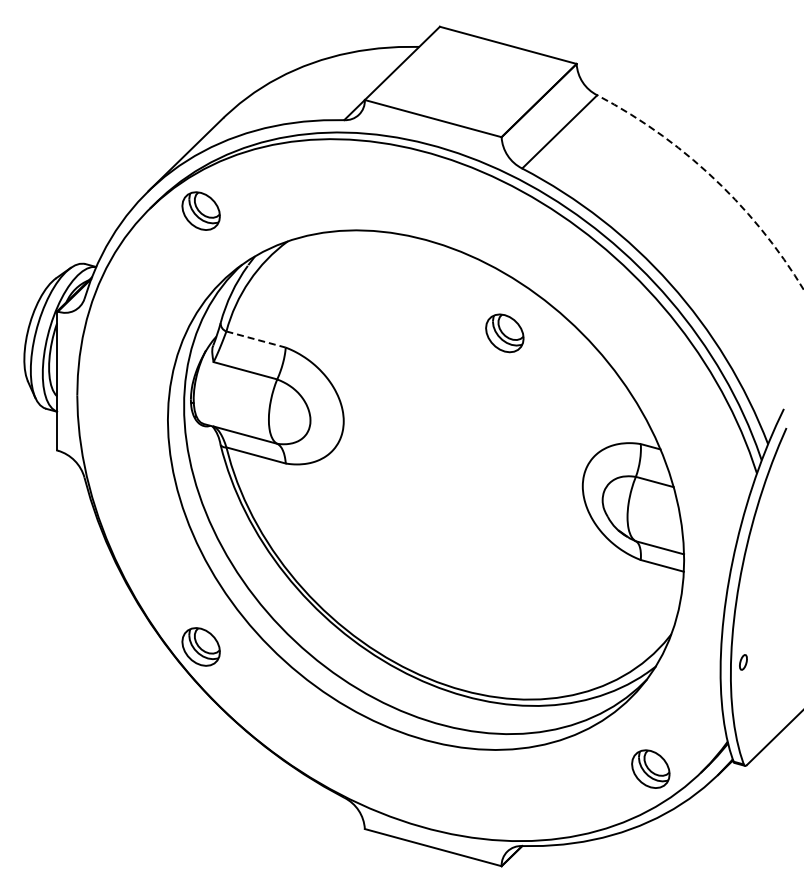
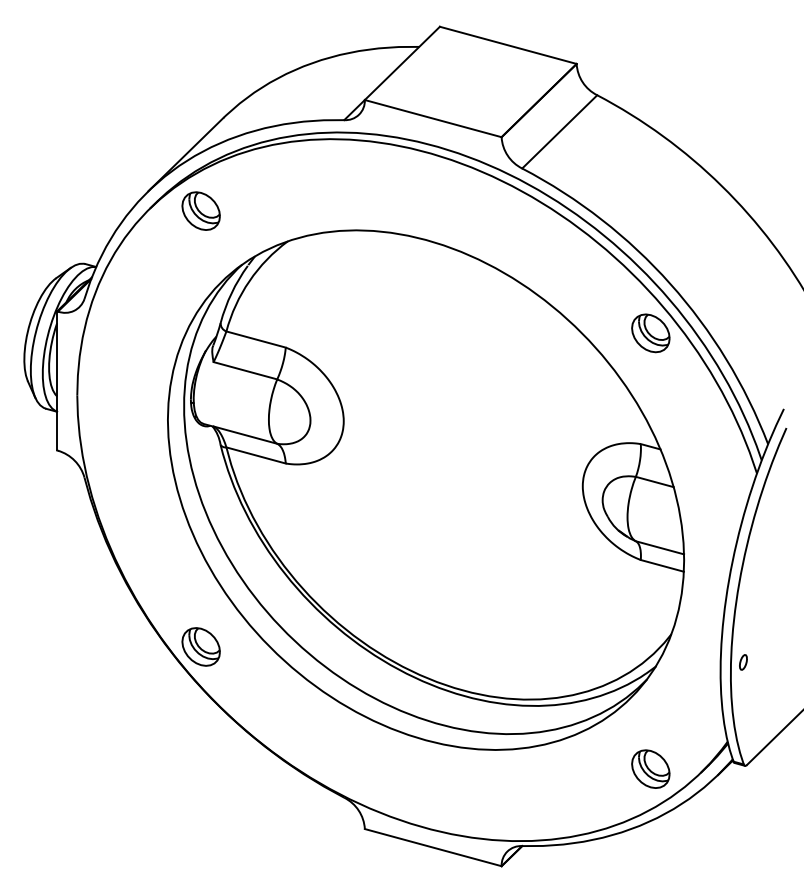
arc: dashed -> solid (713, 178)
part position: (504, 333) -> (650, 333) (650, 333)
line: dashed -> solid (256, 339)
